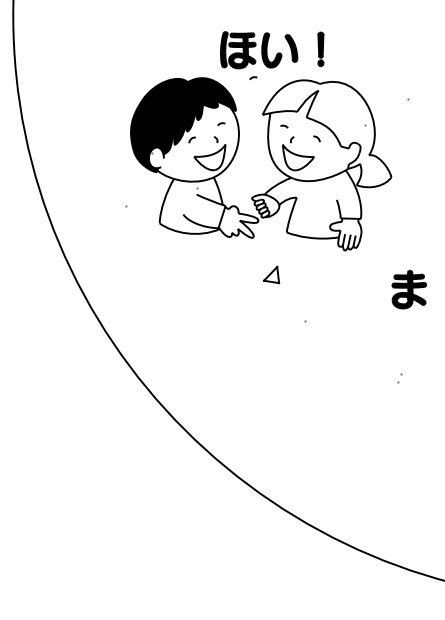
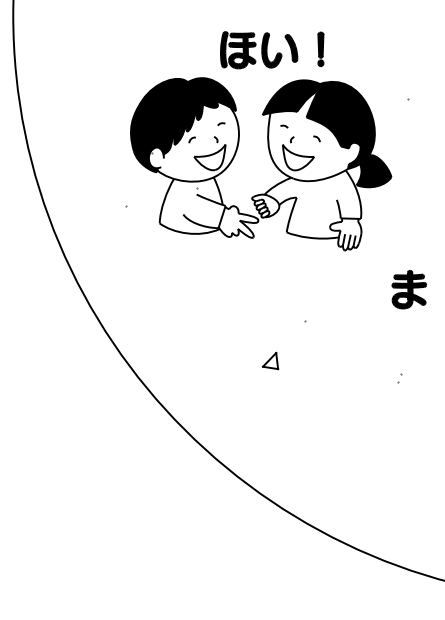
curve: present -> none (253, 77)
fill: none -> present (326, 133)
part position: (271, 274) -> (270, 360) (270, 360)
